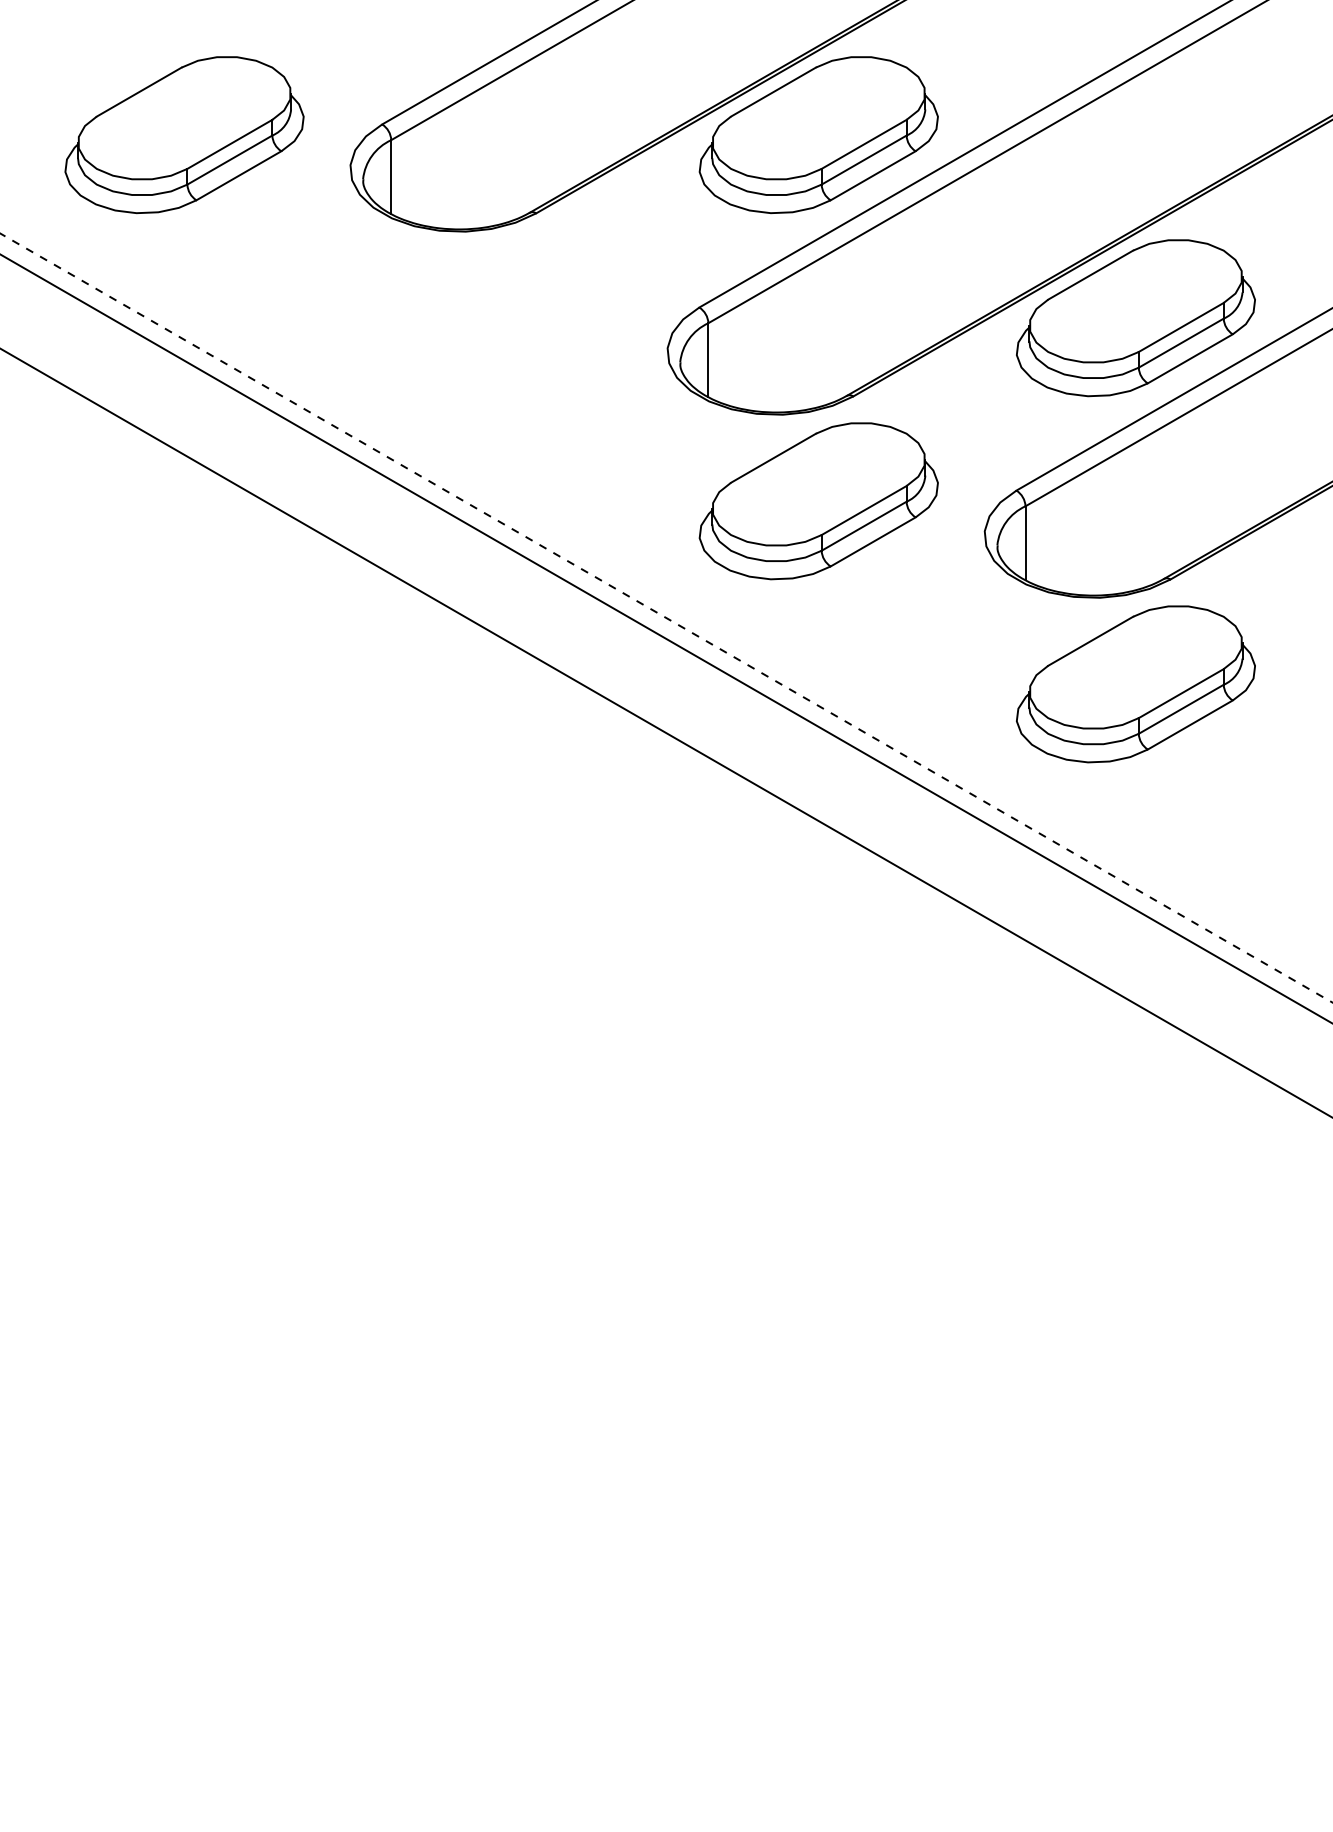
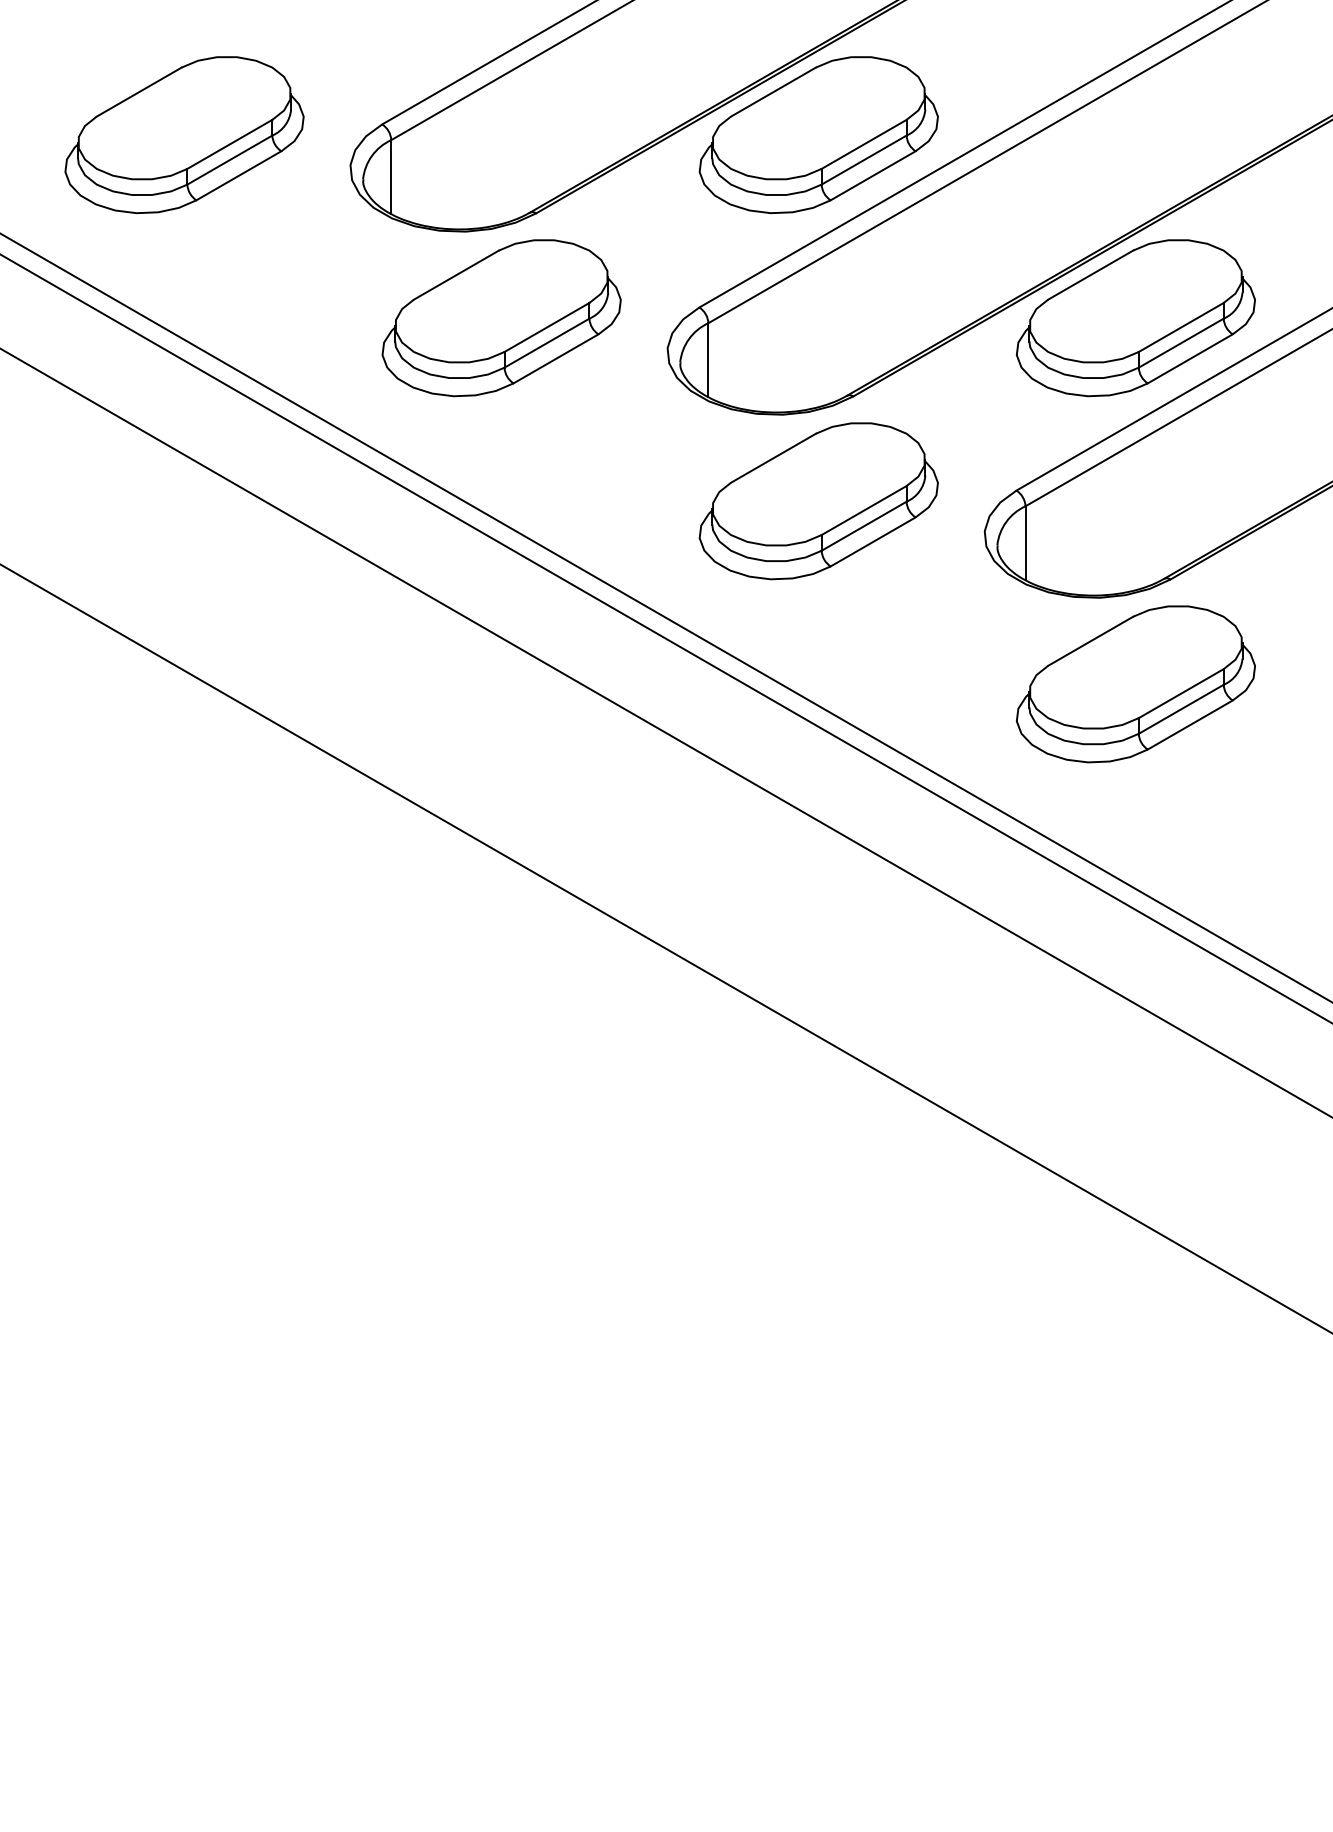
part: none -> present (501, 318)
line: dashed -> solid (666, 618)
line: none -> present (665, 948)
